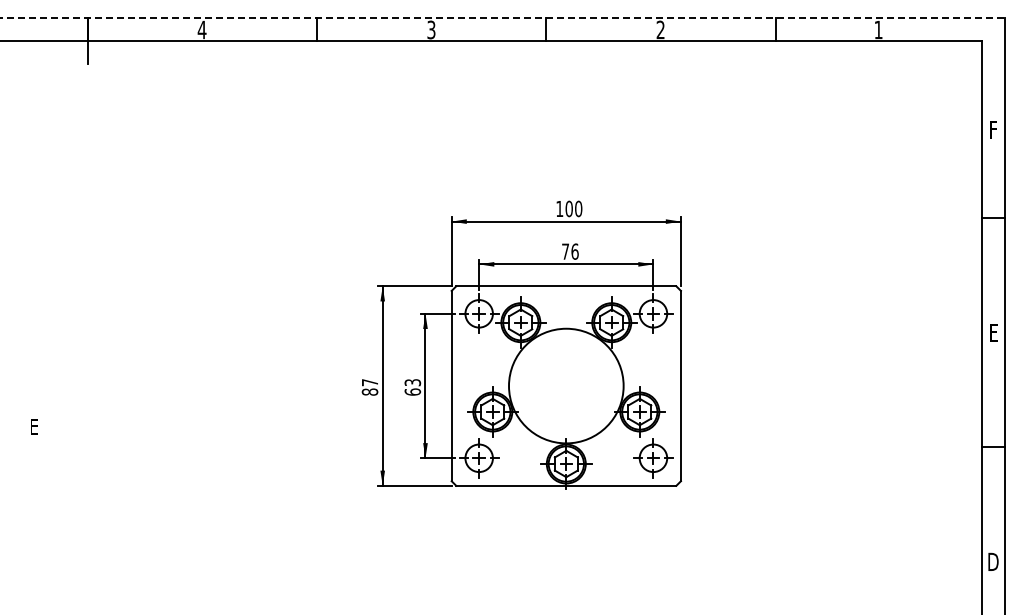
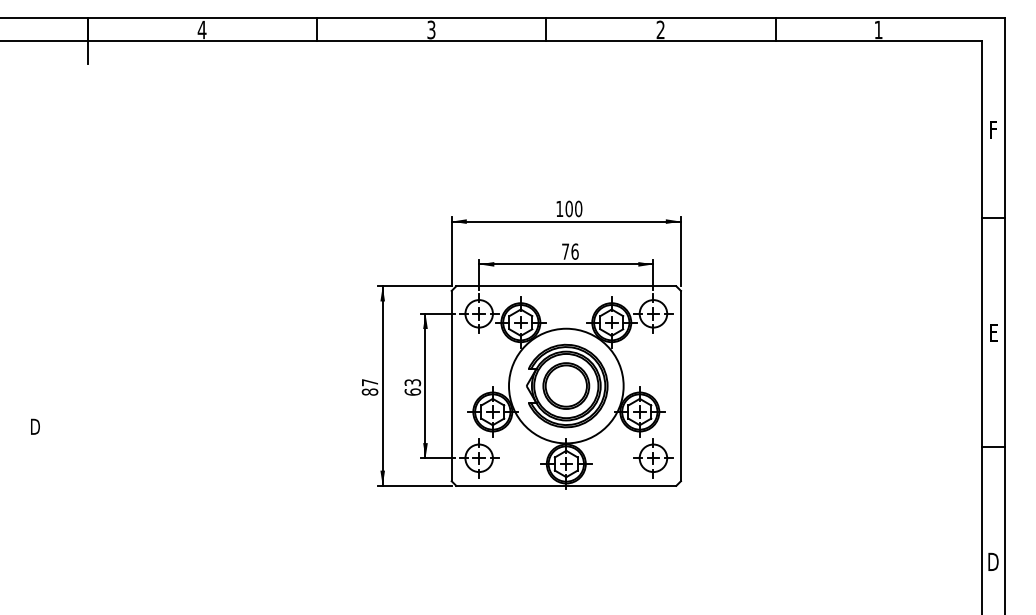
line: dashed -> solid (503, 18)
part: none -> present (567, 385)
text: E -> D (35, 426)
